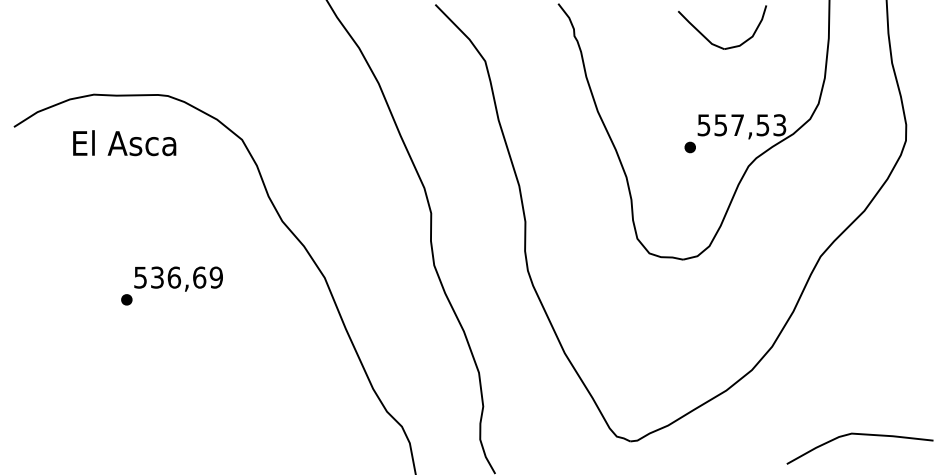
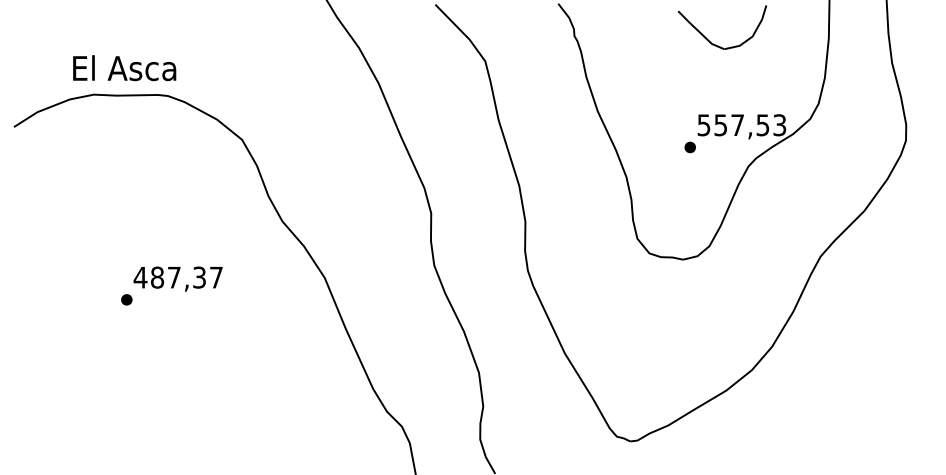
text position: (124, 143) -> (124, 68) (124, 68)
text: 536,69 -> 487,37 (177, 277)
curve: present -> none (860, 435)
